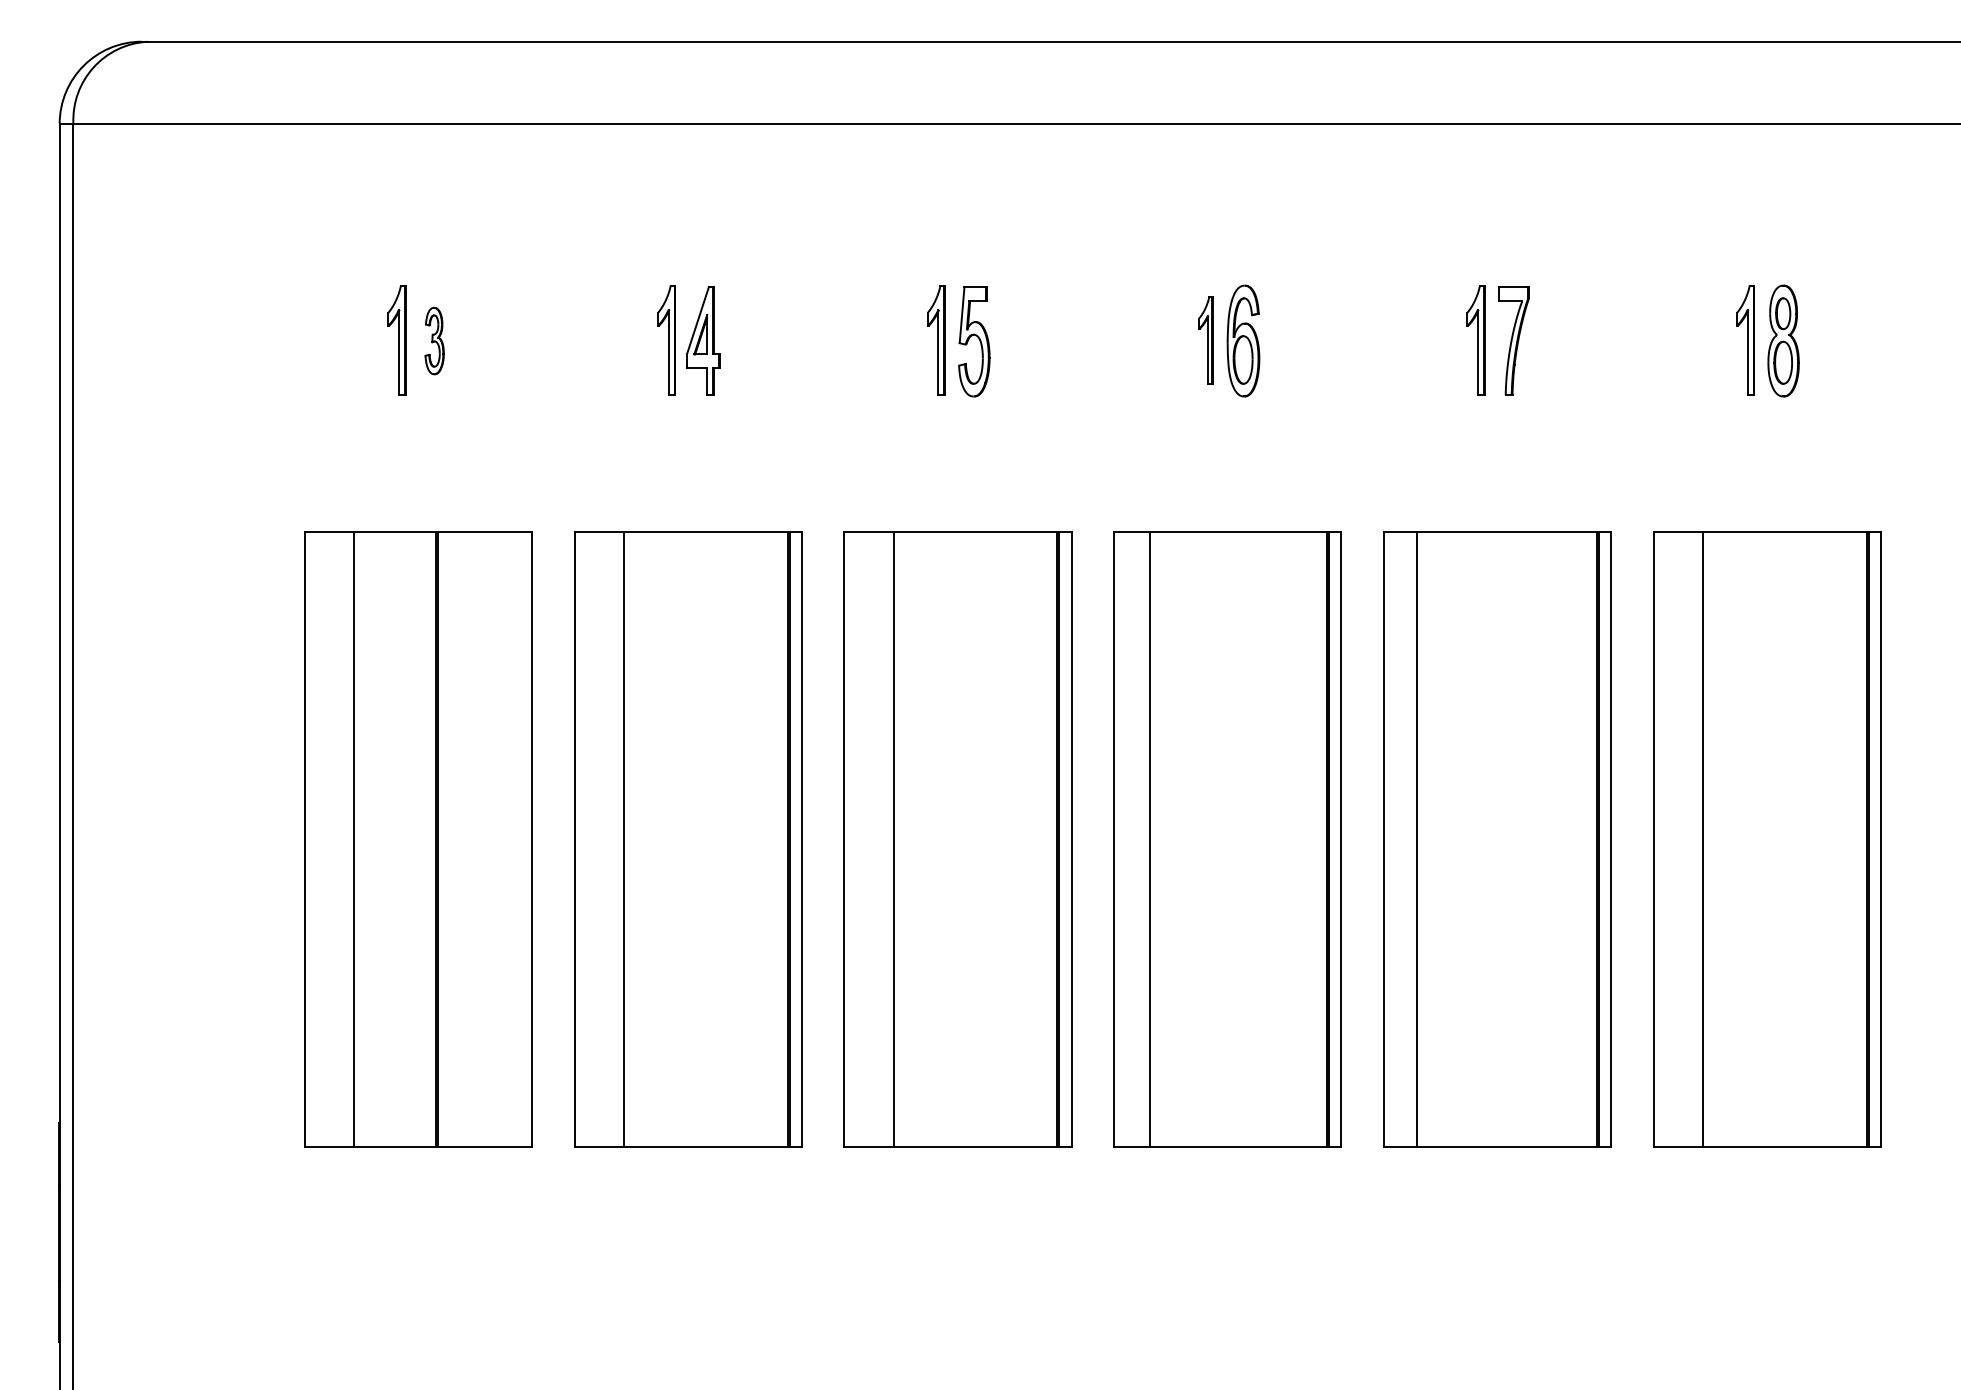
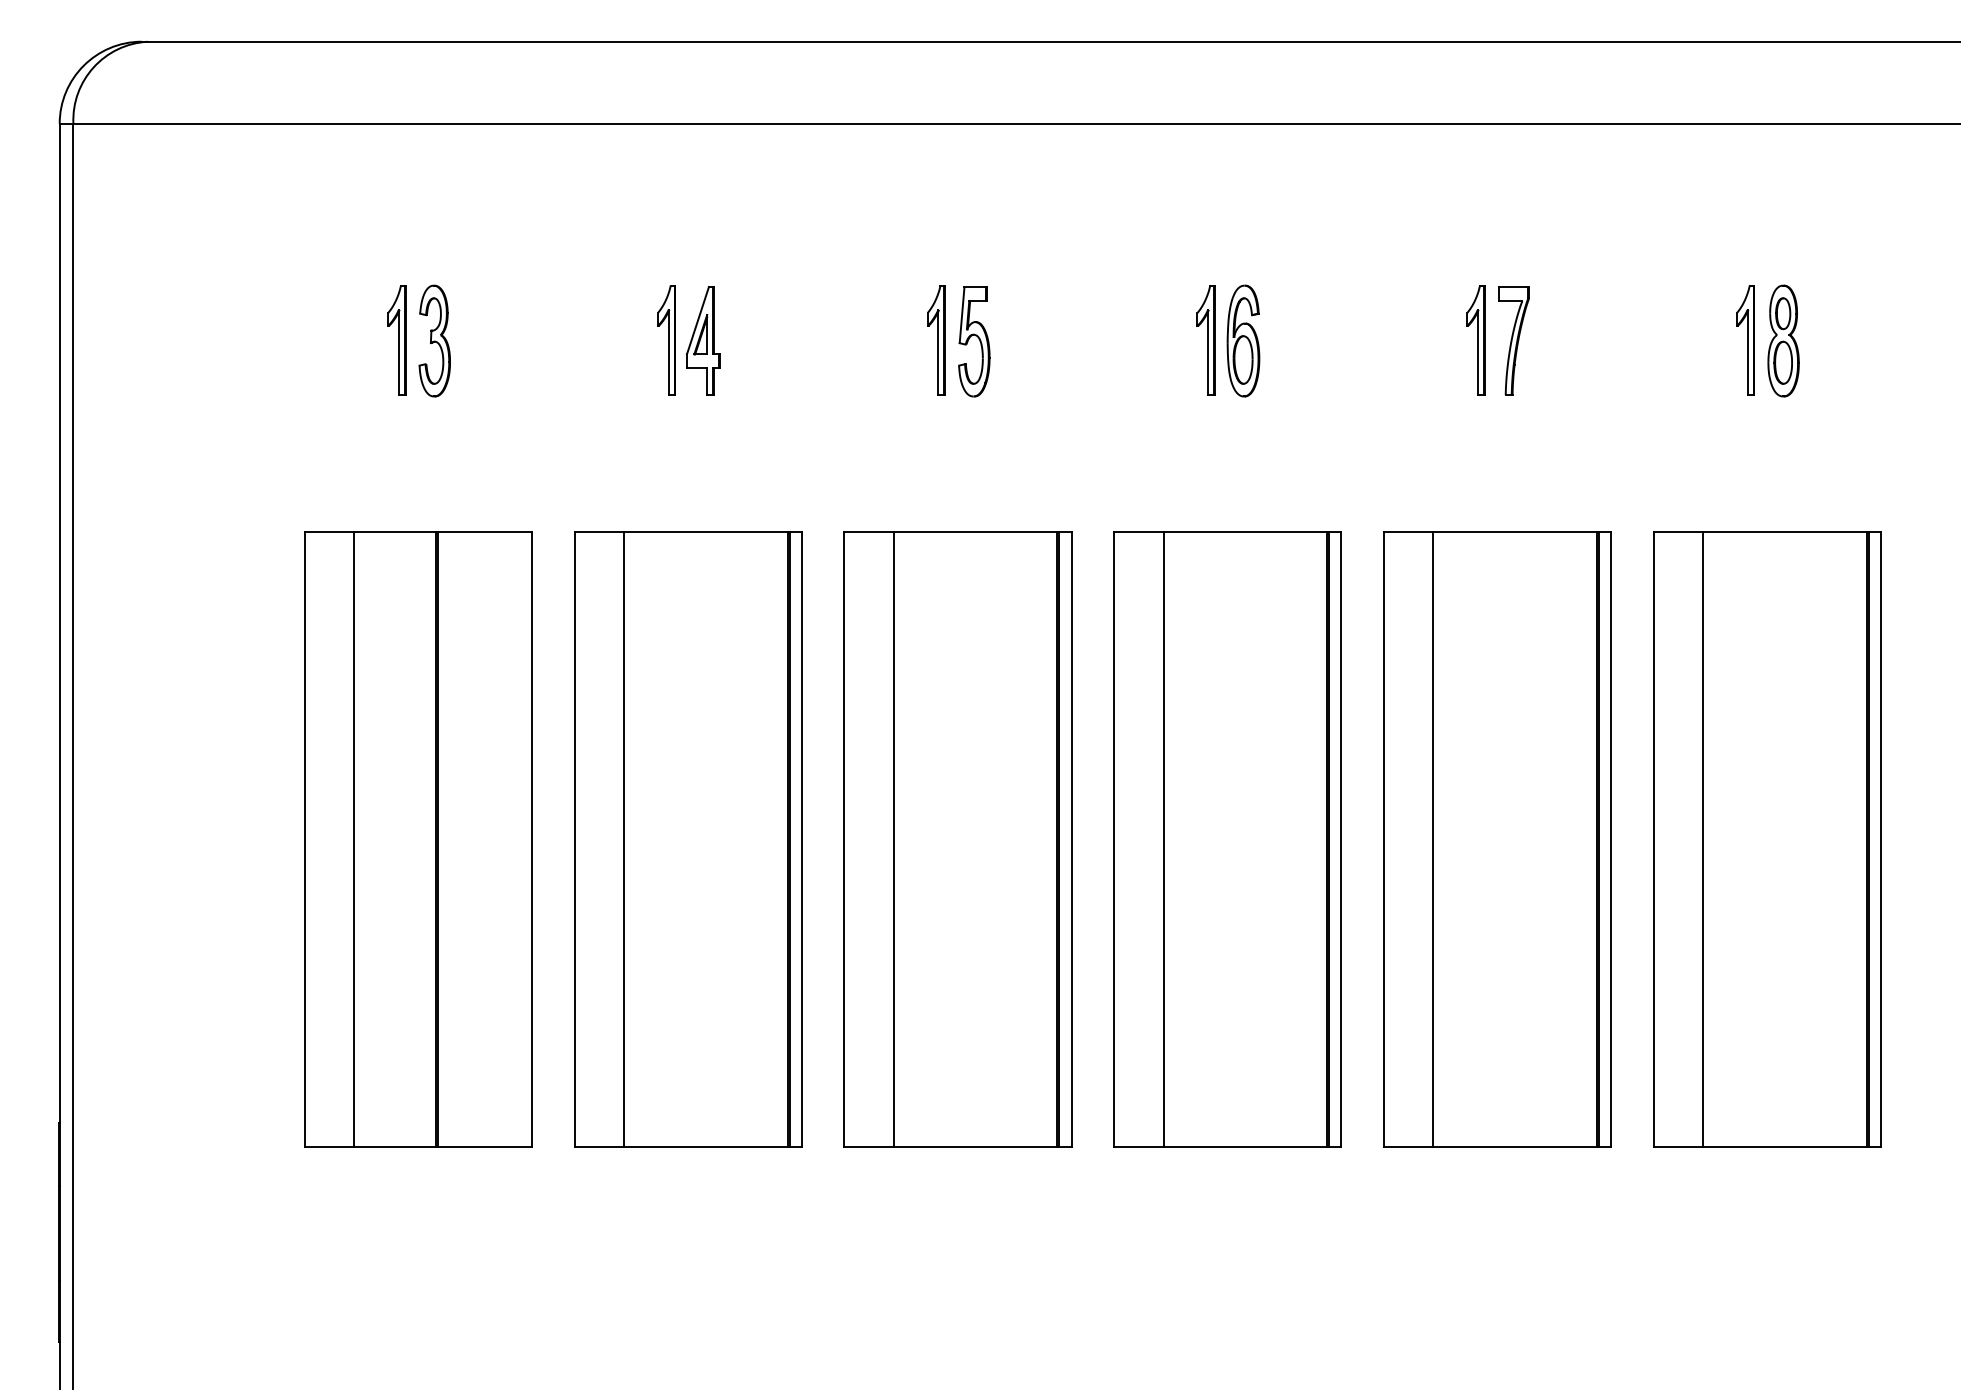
part size: 21x70 px -> 33x114 px (434, 340)
part size: 16x89 px -> 20x111 px (1205, 340)
line position: (1149, 839) -> (1163, 839) (1163, 839)
line position: (1417, 839) -> (1433, 839) (1433, 839)
